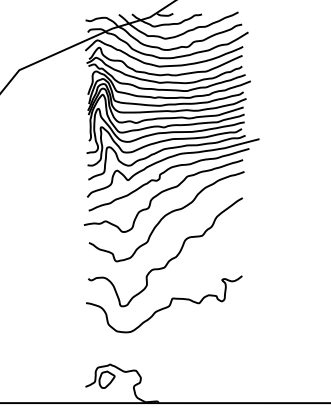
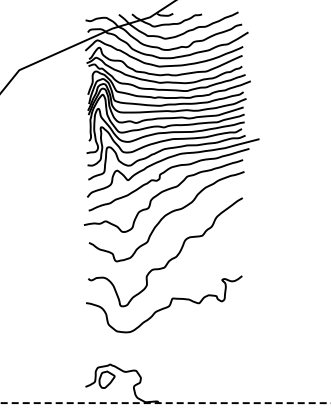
line: solid -> dashed (165, 403)
